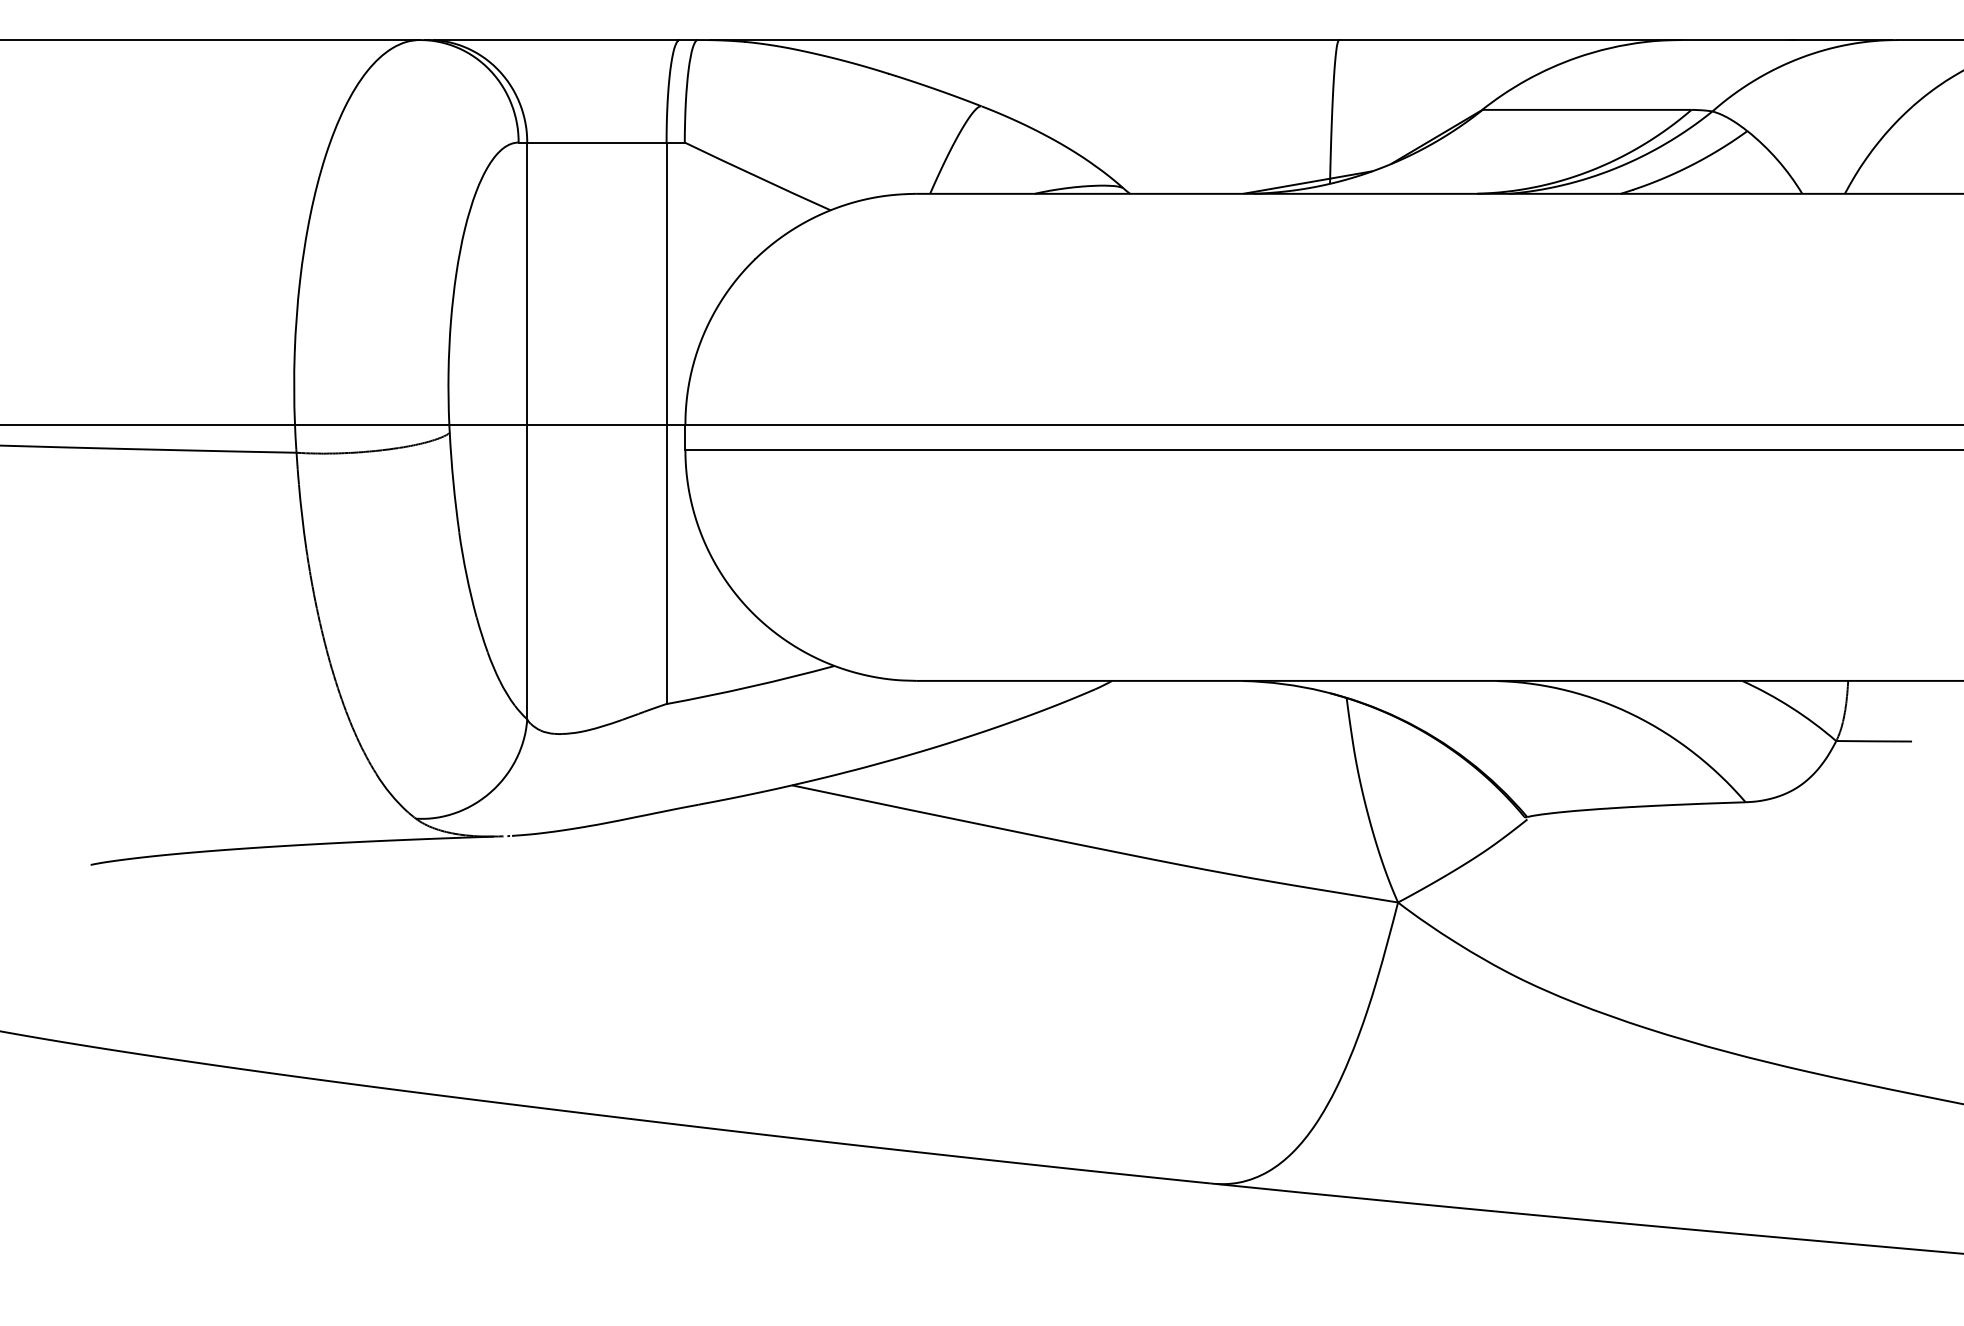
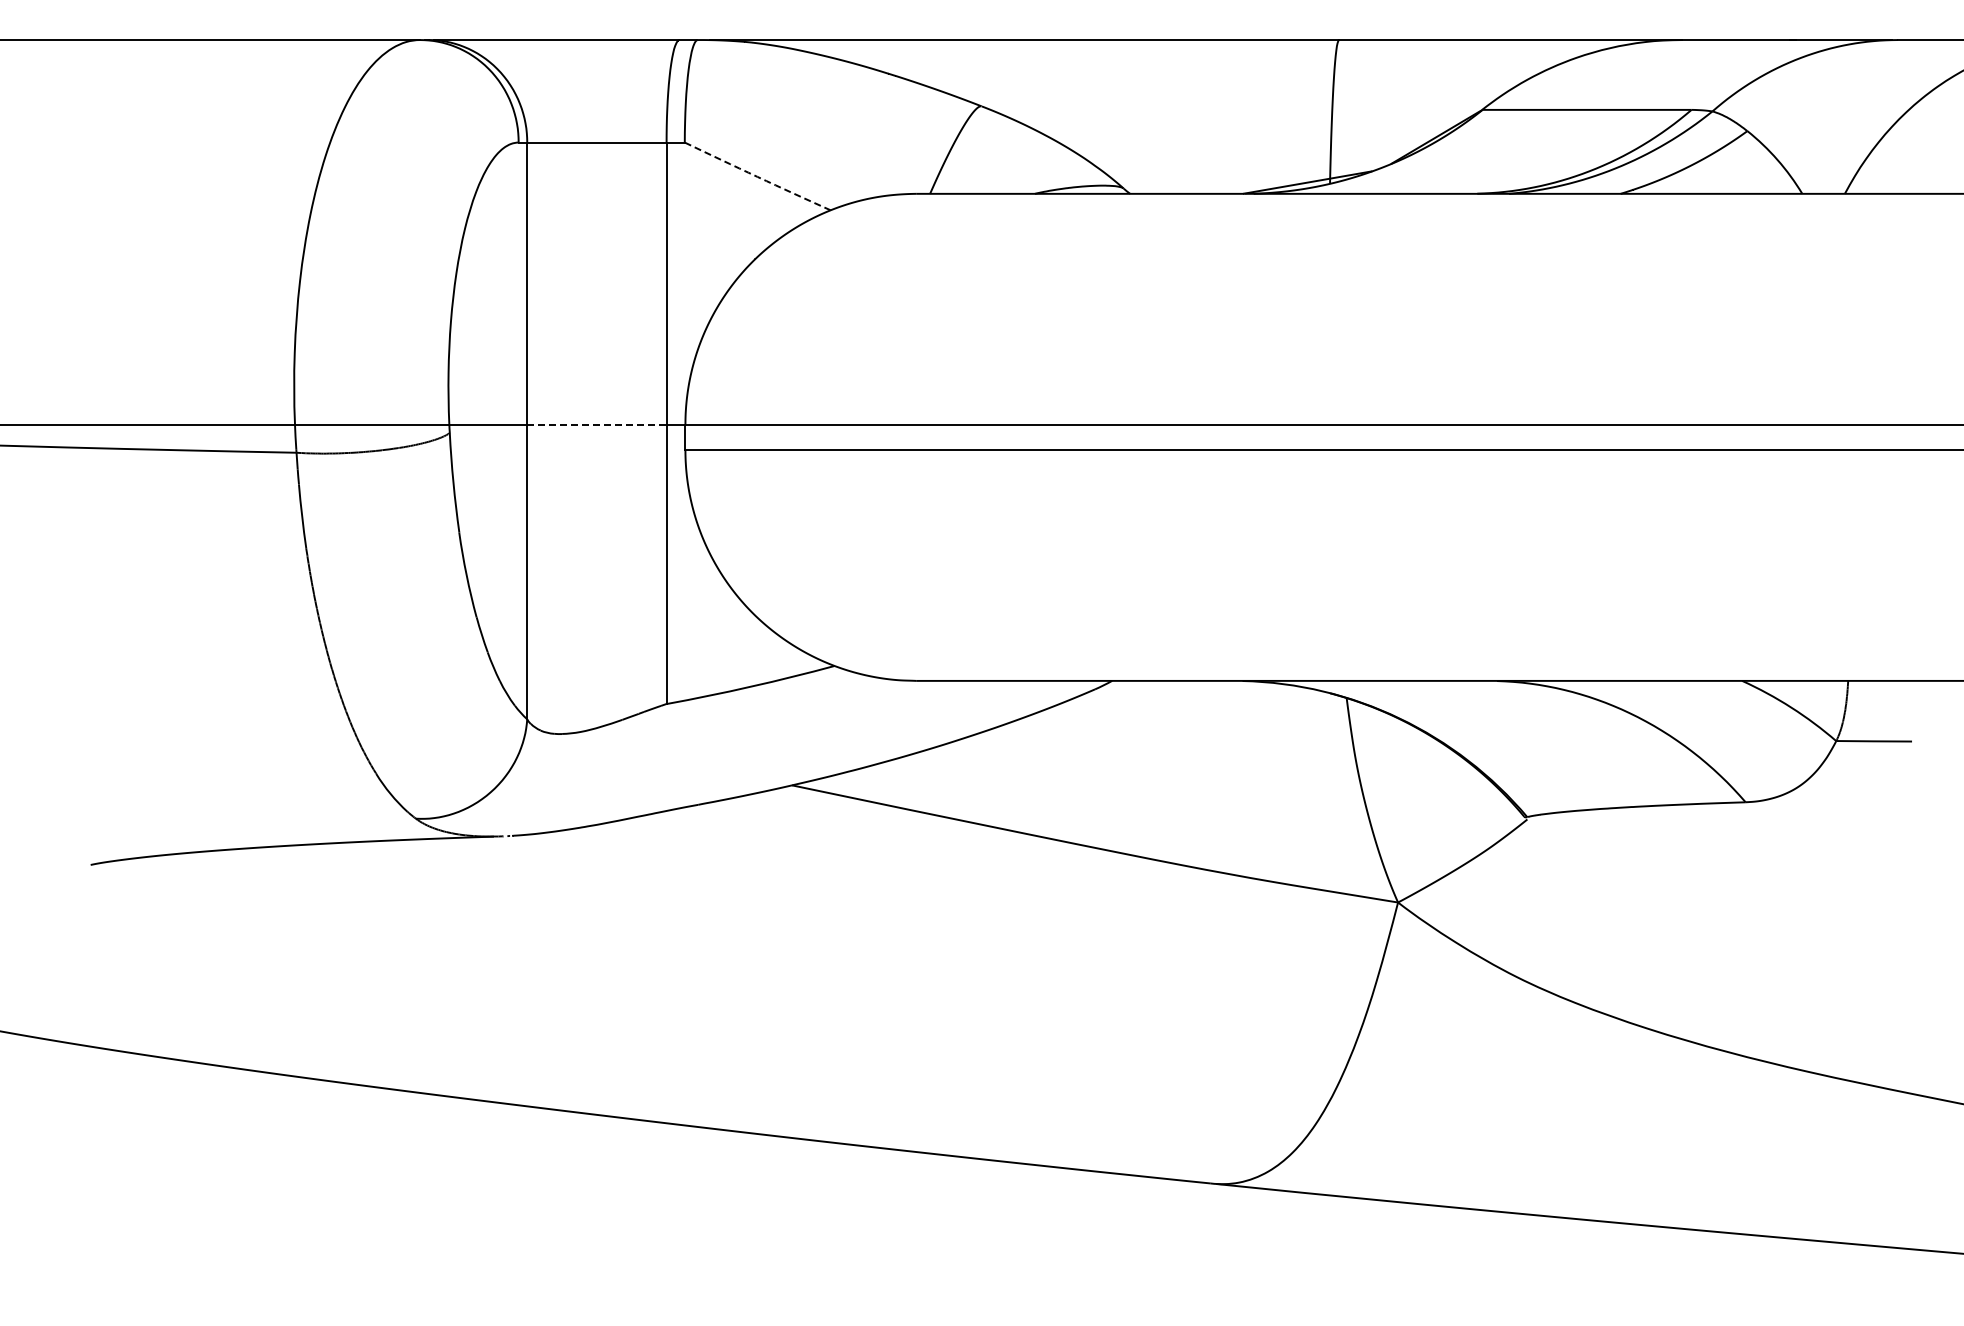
arc: solid -> dashed (757, 176)
line: solid -> dashed (596, 424)
